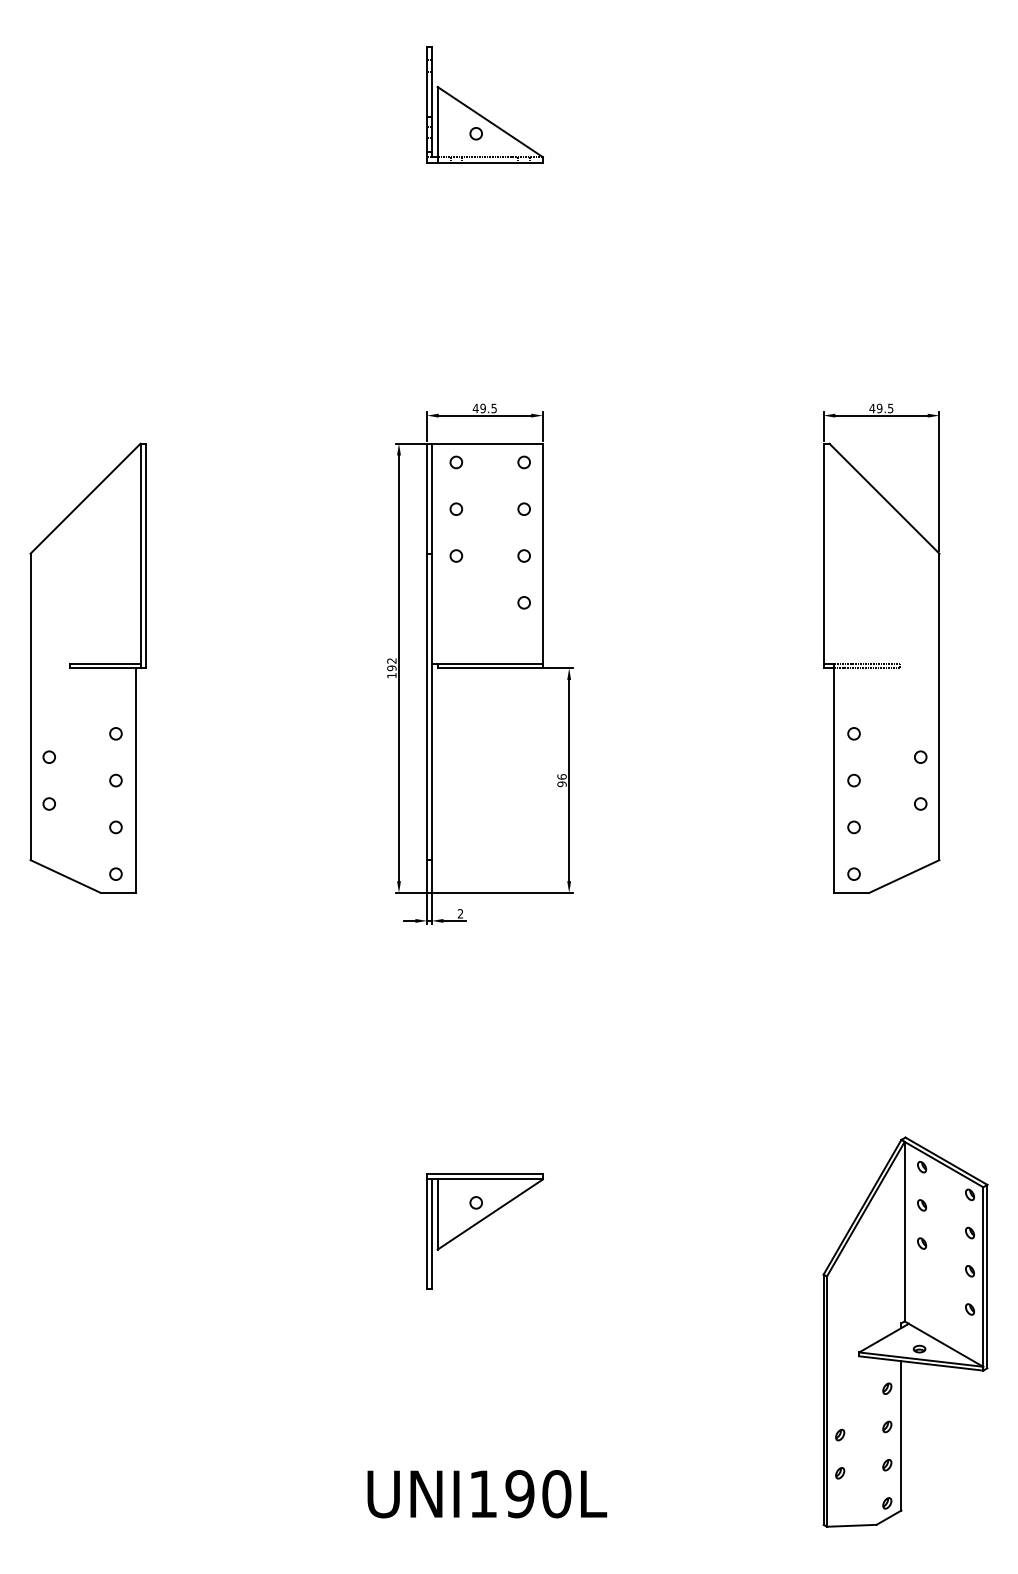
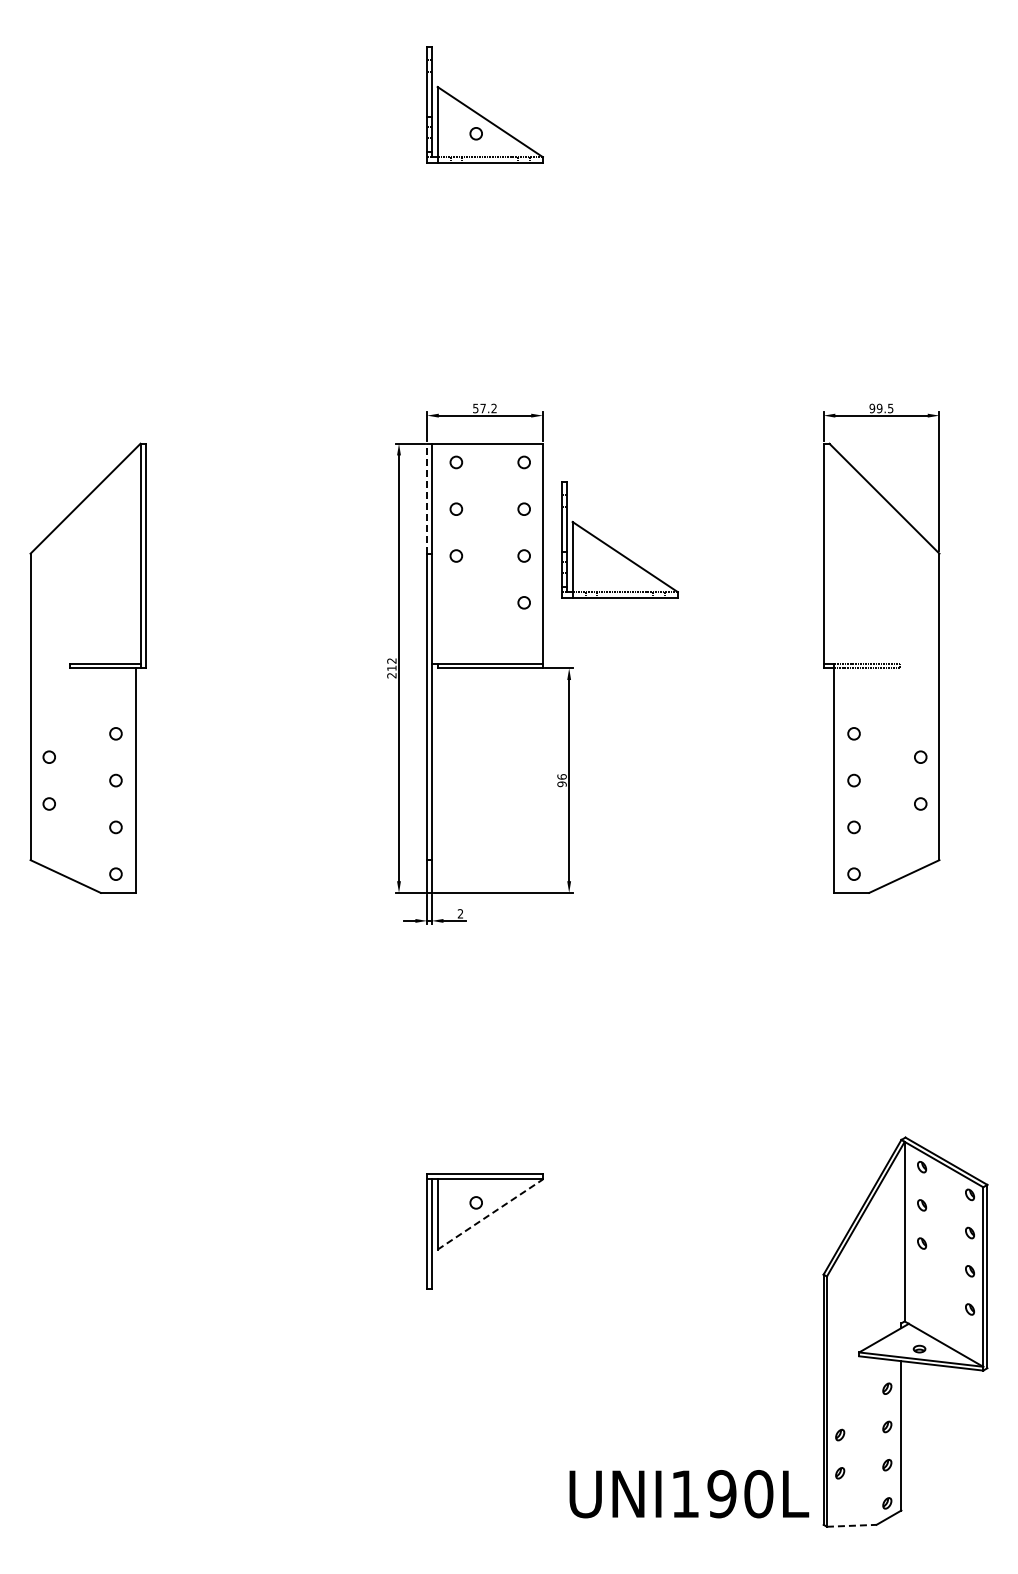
text: 49.5 -> 57.2 (484, 408)
text: 49.5 -> 99.5 (872, 408)
line: solid -> dashed (427, 498)
part: none -> present (614, 548)
text: 192 -> 212 (391, 671)
line: solid -> dashed (490, 1214)
text position: (487, 1494) -> (689, 1494) (689, 1494)
line: solid -> dashed (851, 1525)
